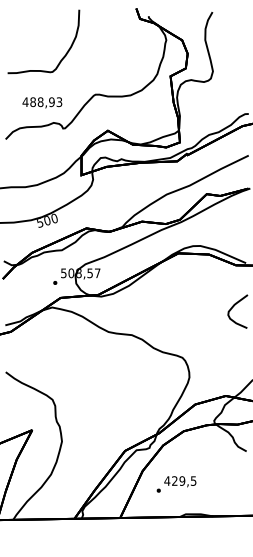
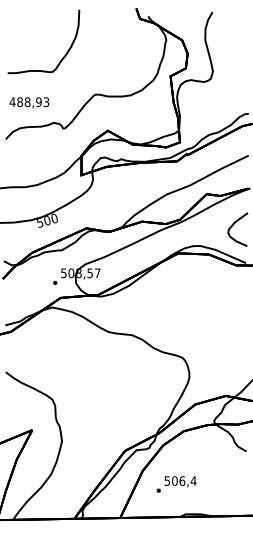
text position: (42, 102) -> (29, 102) (29, 102)
curve position: (233, 307) -> (233, 225) (233, 225)
text: 429,5 -> 506,4 (180, 480)
